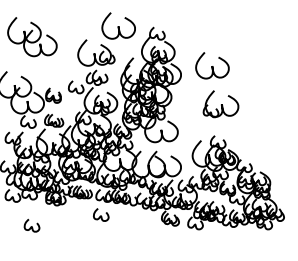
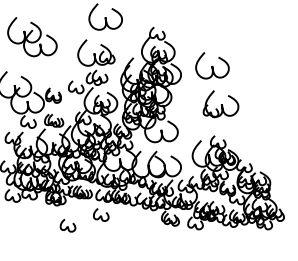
curve position: (118, 26) -> (105, 17) (105, 17)
curve position: (31, 226) -> (67, 226) (67, 226)
